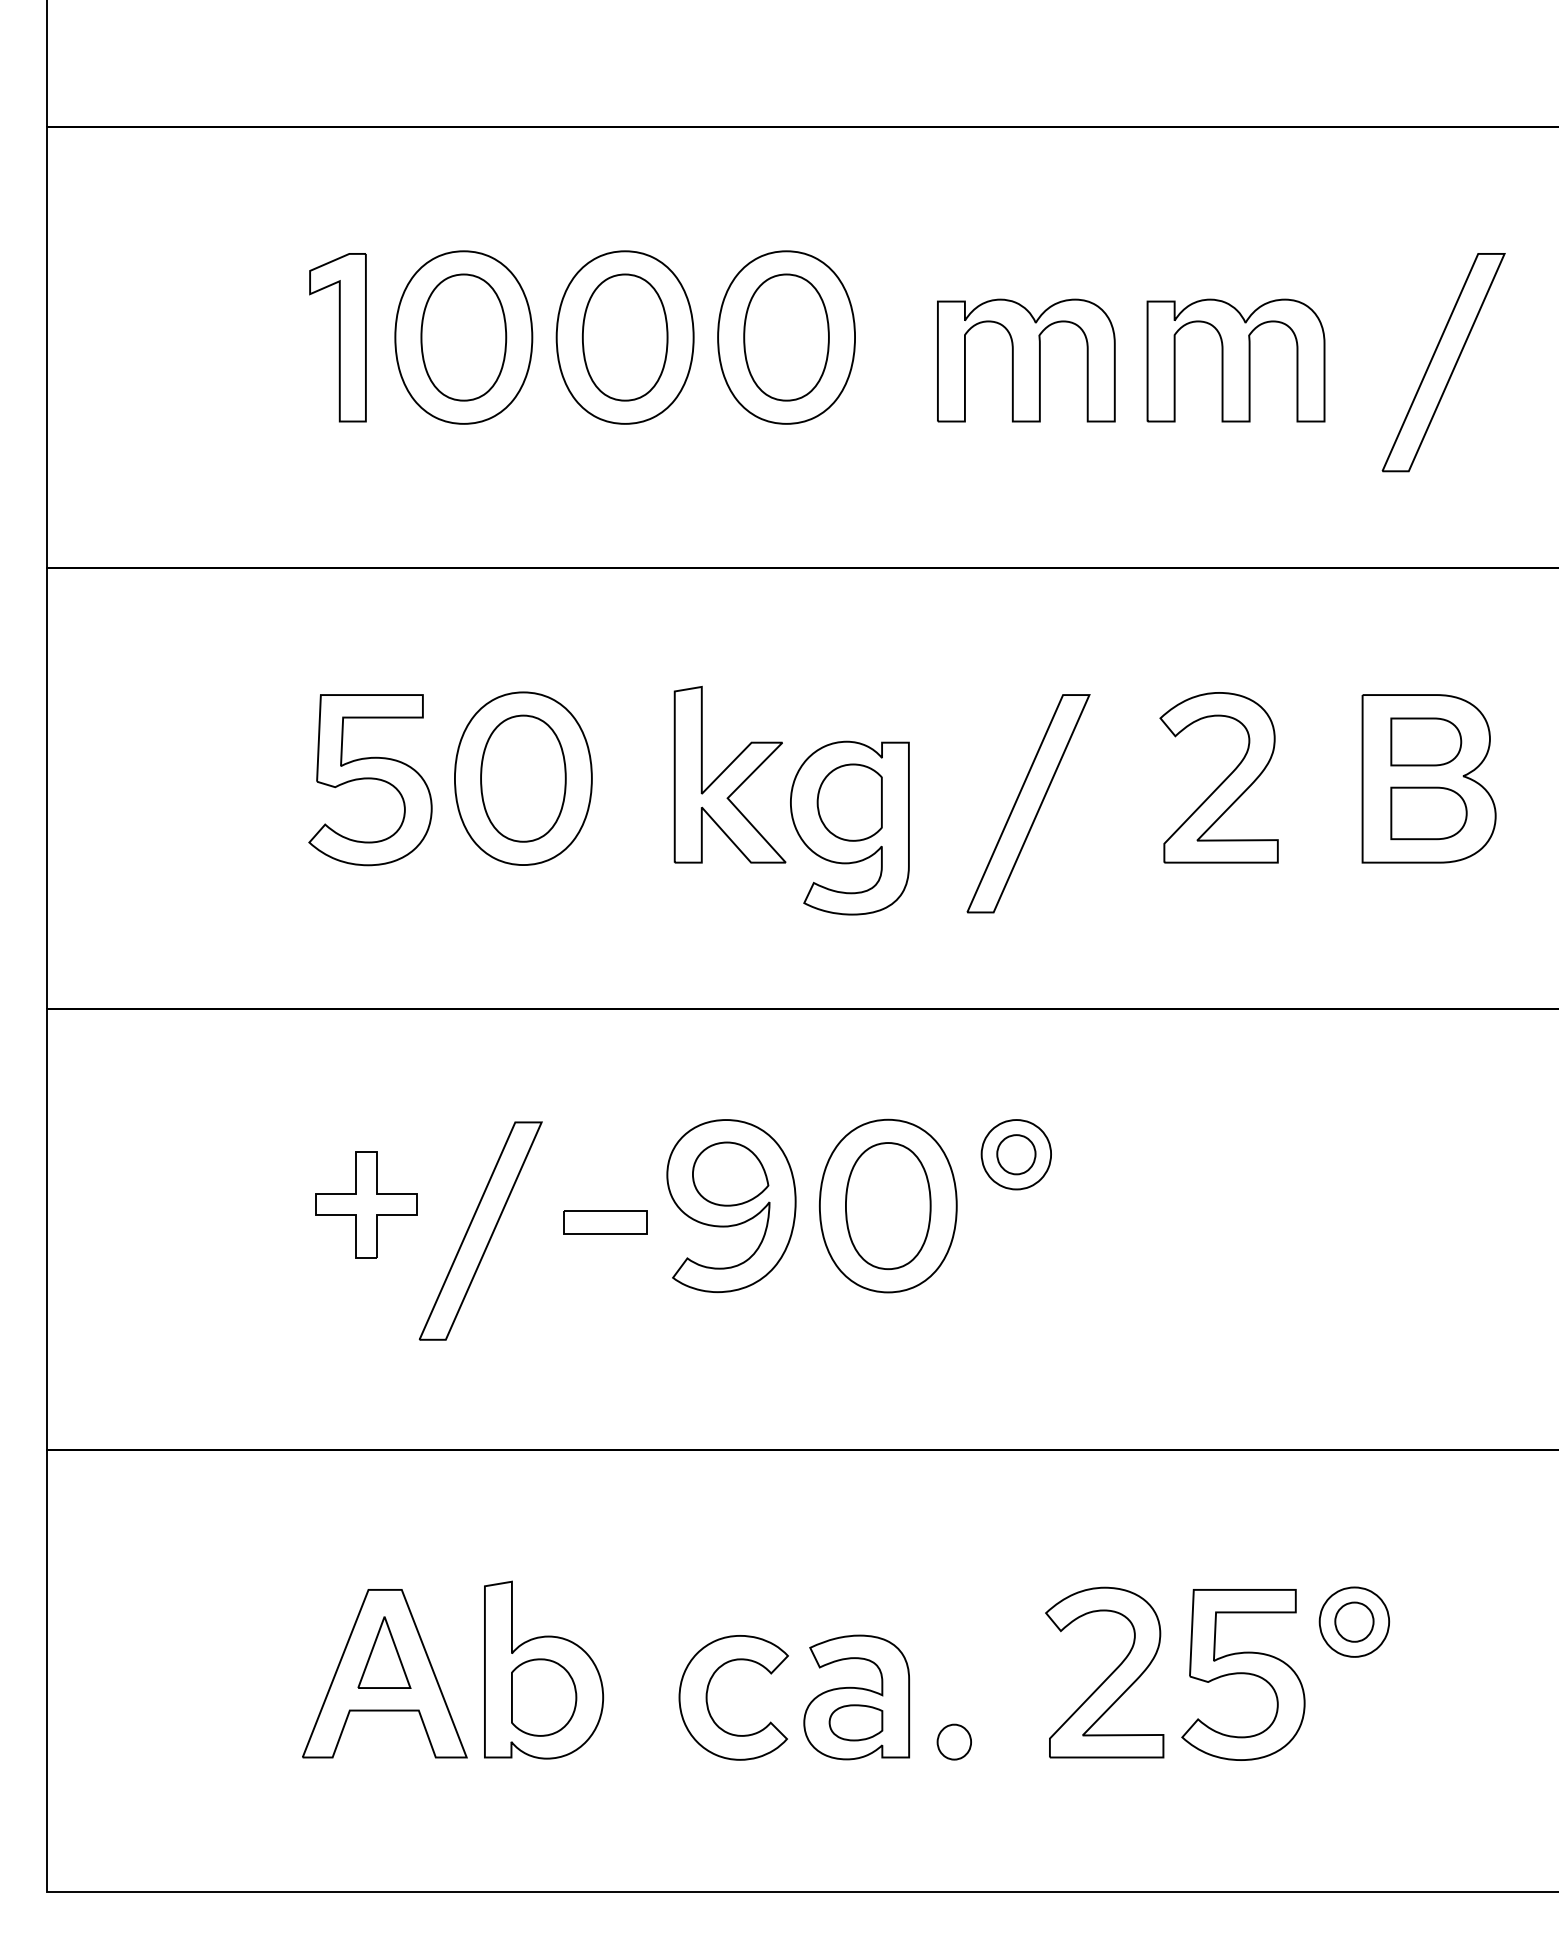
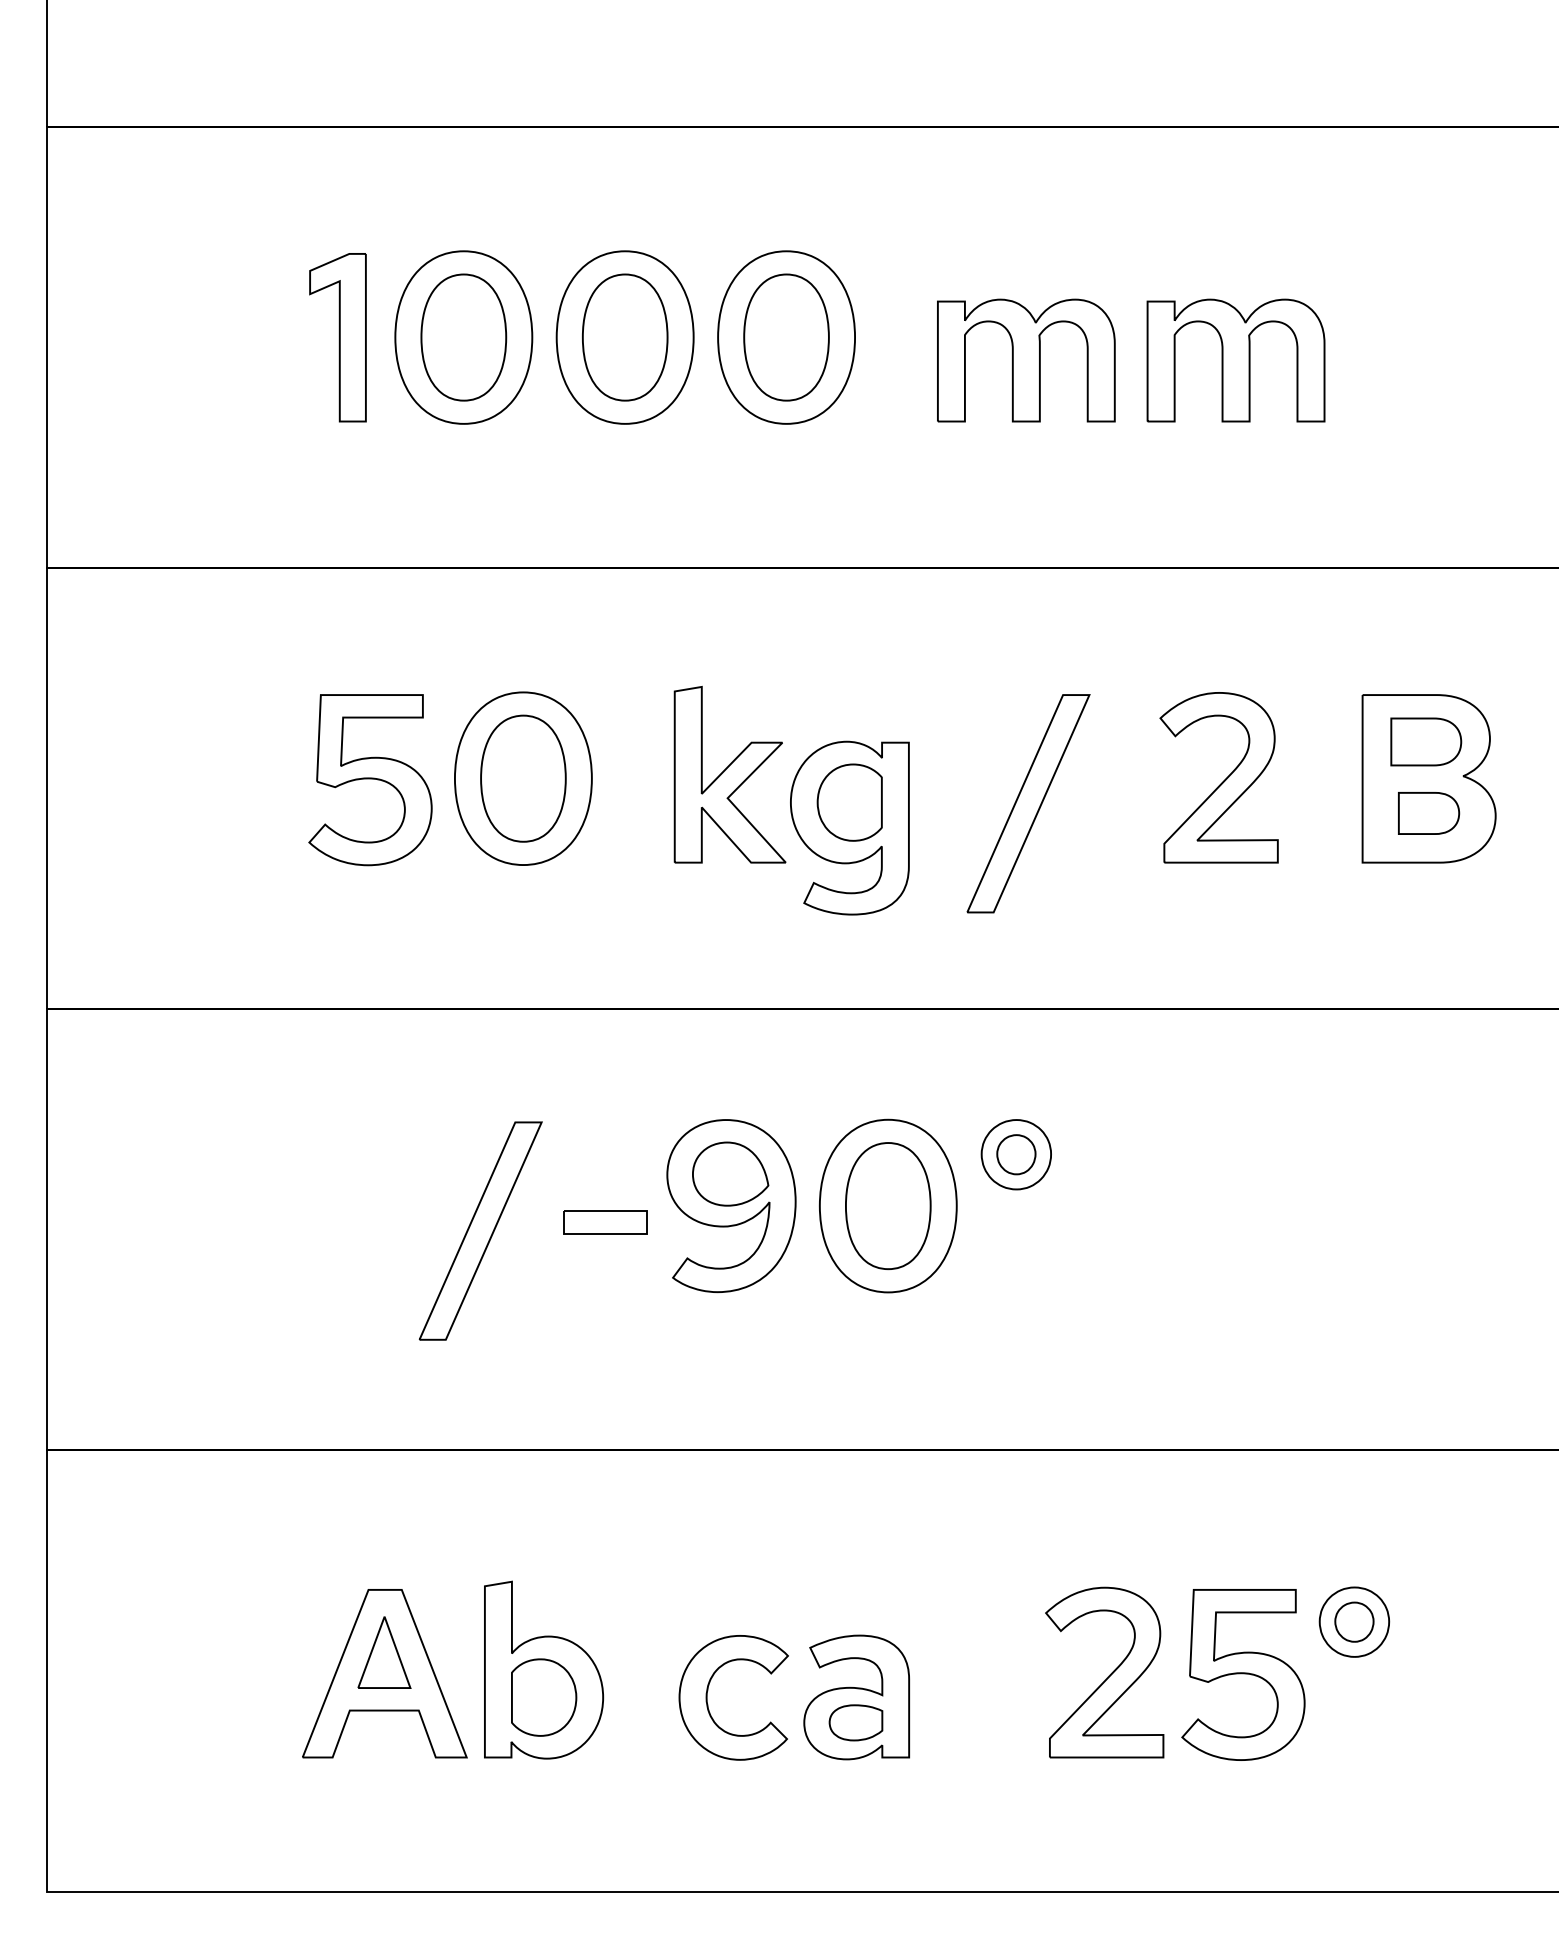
part: present -> none (1443, 362)
part size: 78x55 px -> 63x43 px (1429, 813)
part: present -> none (366, 1204)
part: present -> none (953, 1741)
